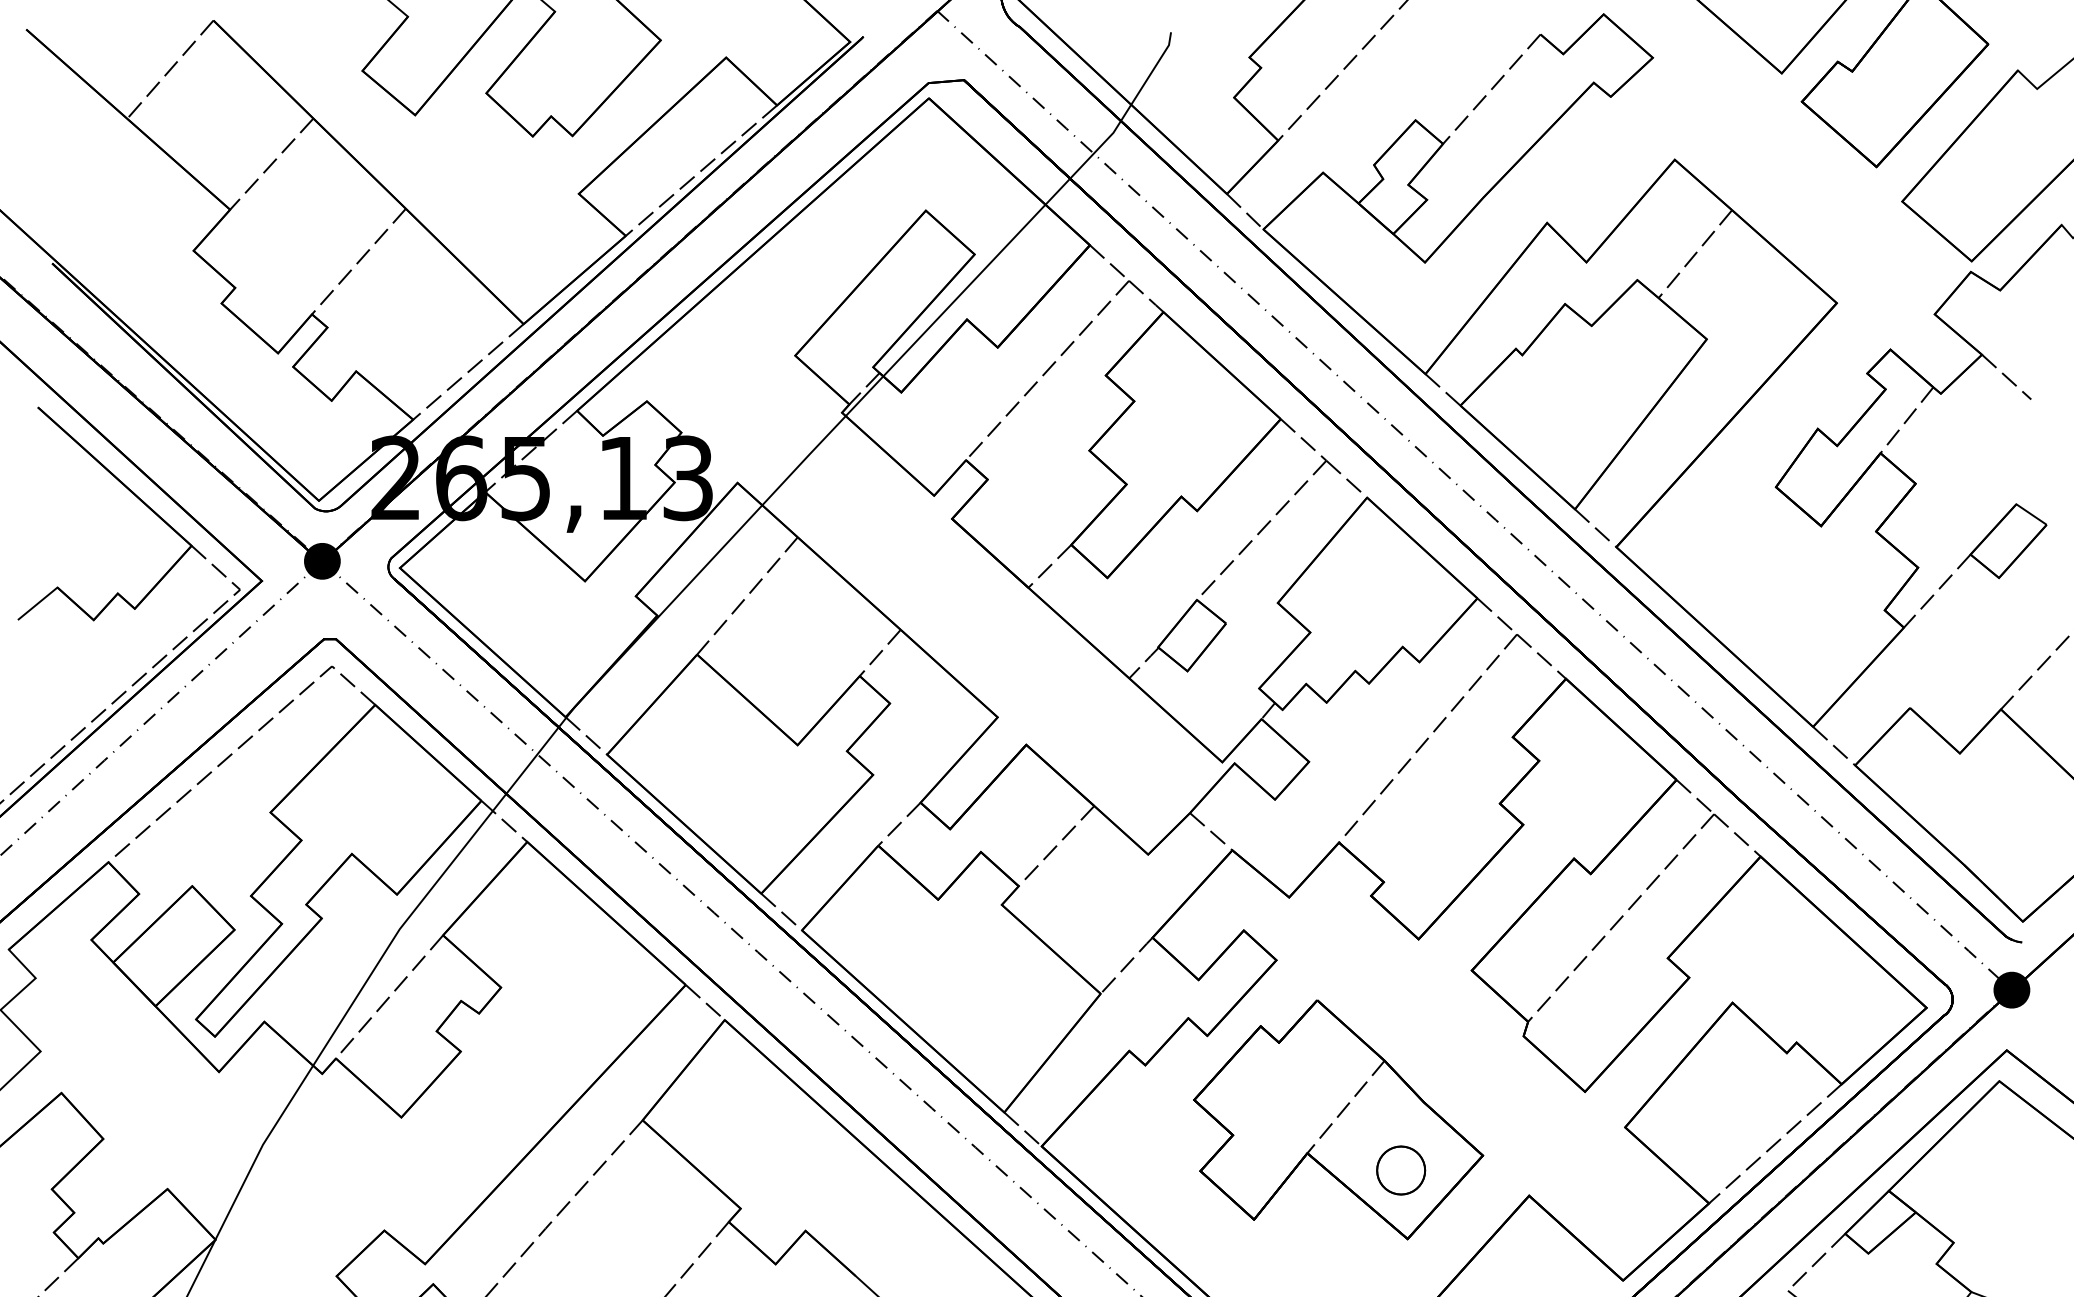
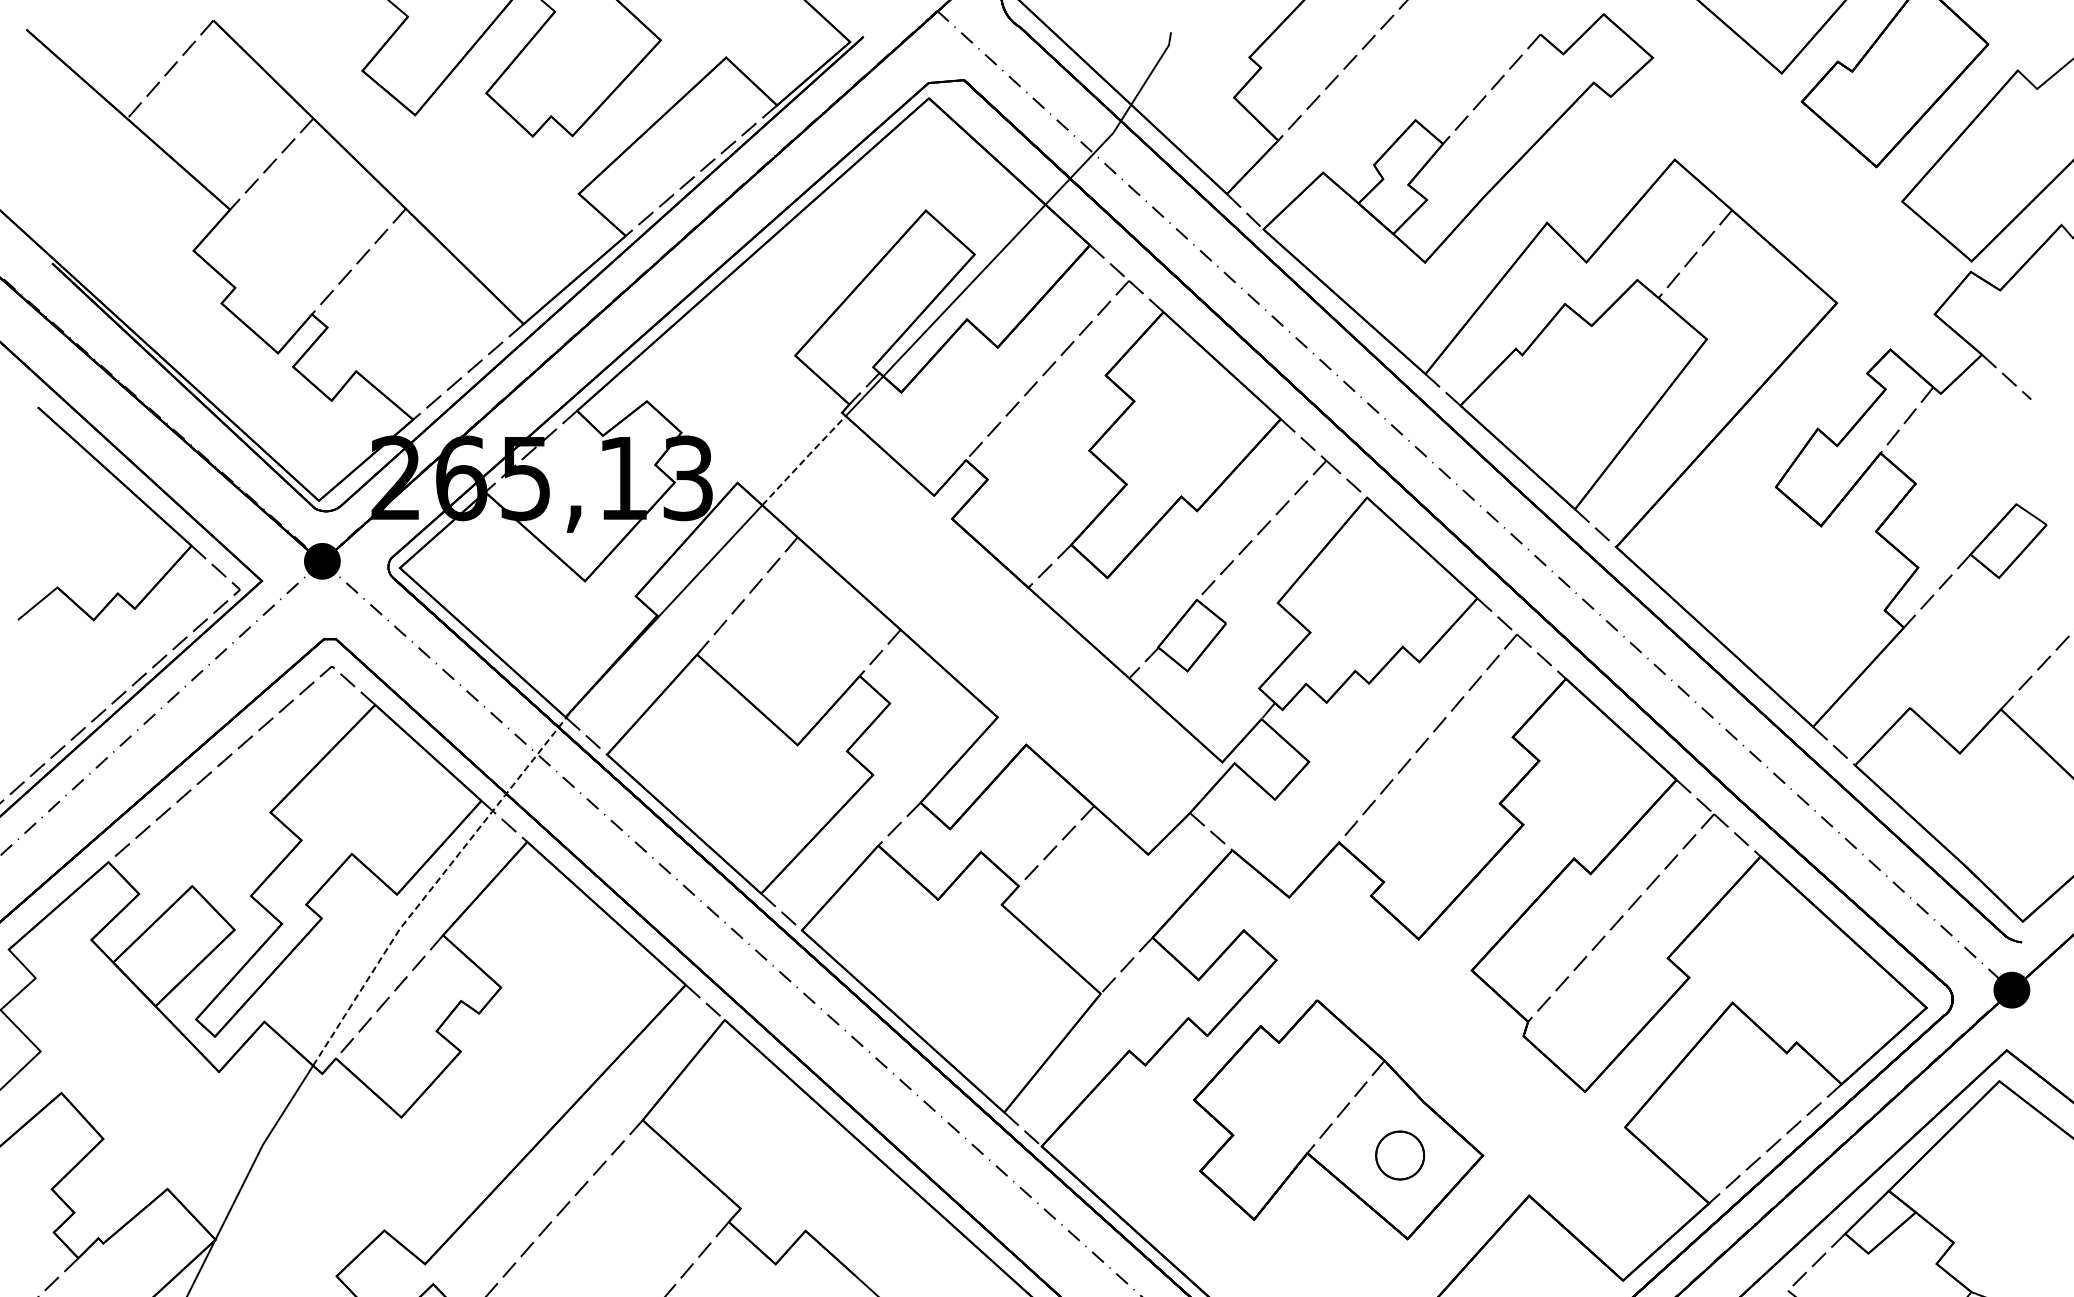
line: solid -> dashed (804, 460)
line: solid -> dashed (436, 882)
part position: (1401, 1170) -> (1400, 1155) (1400, 1155)
